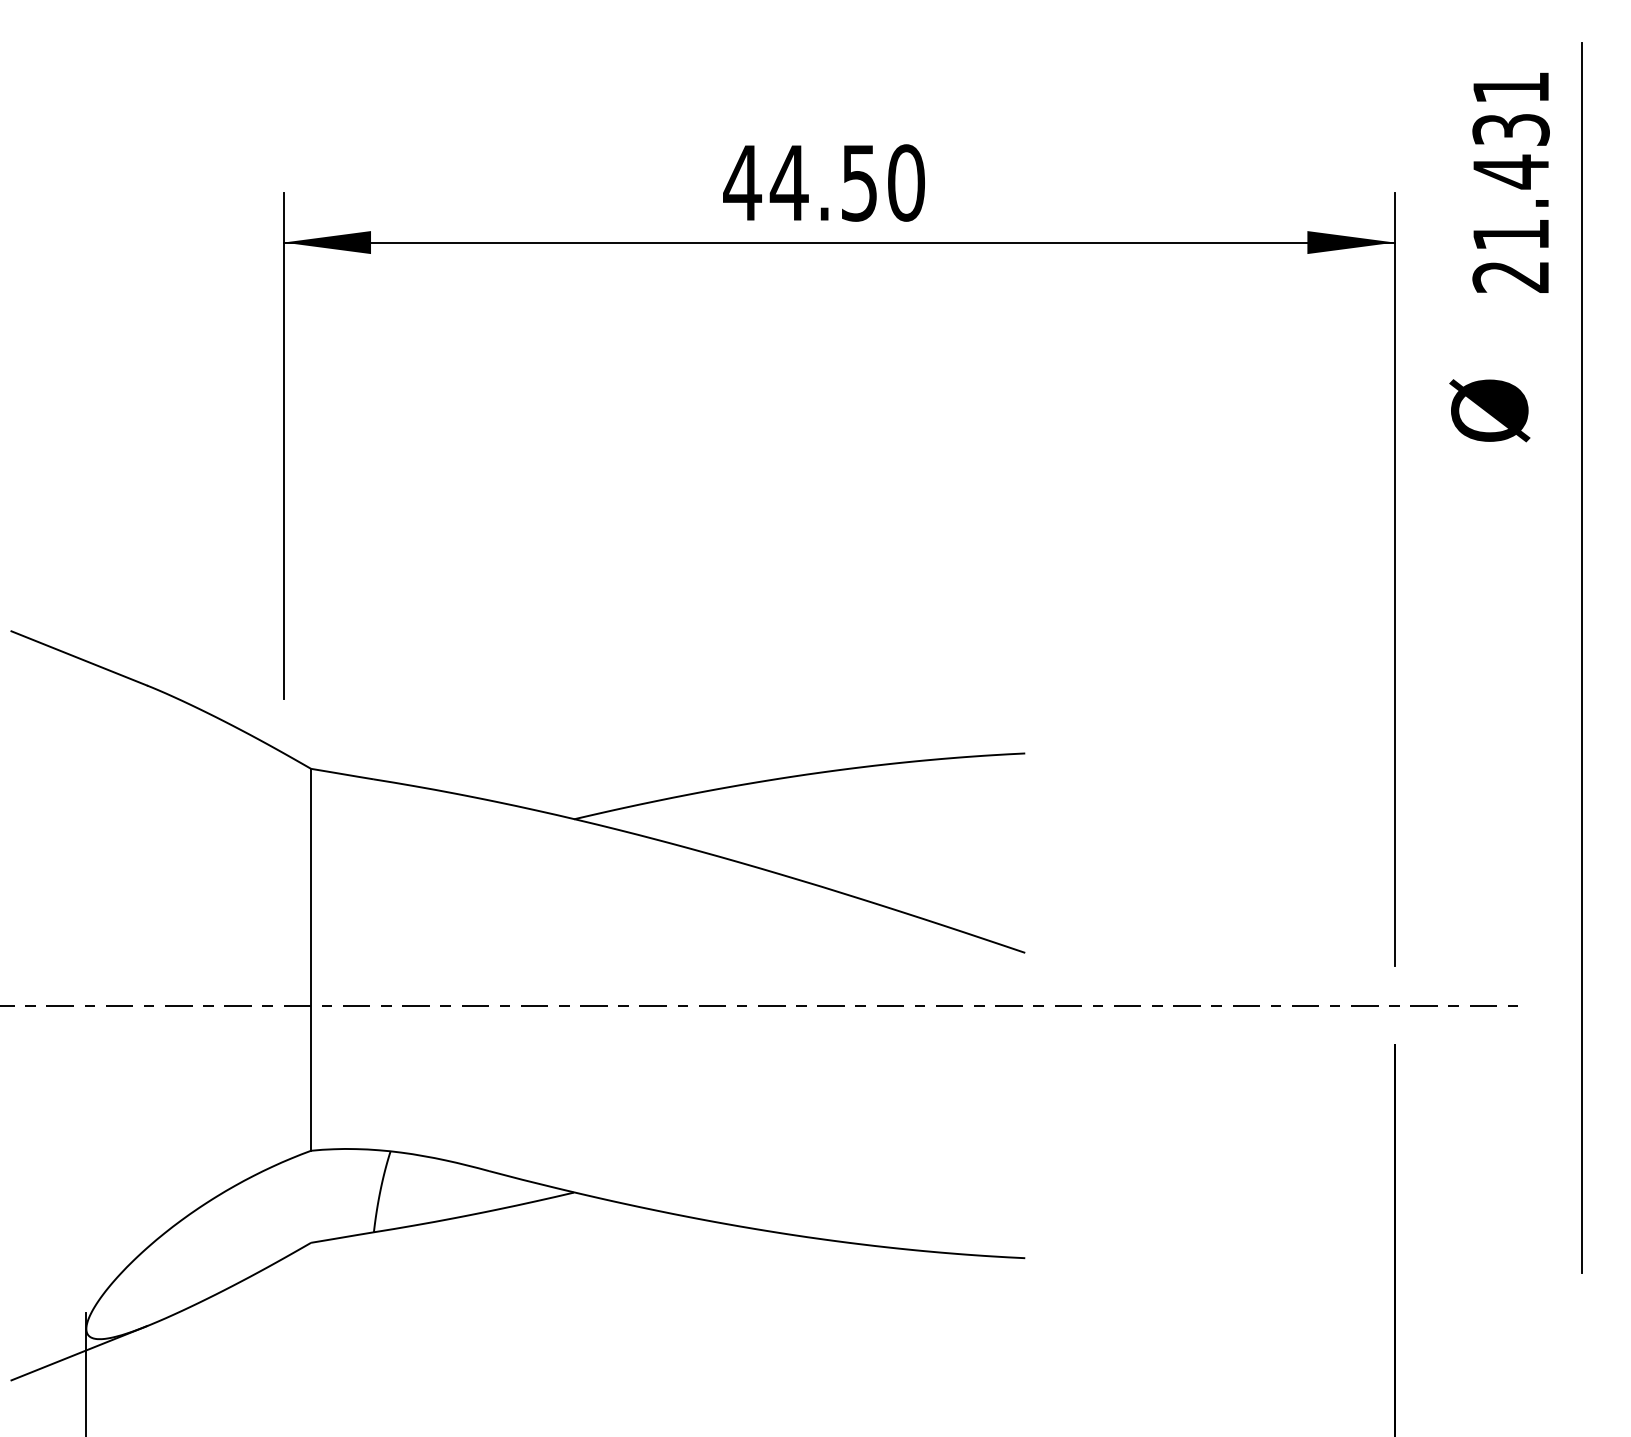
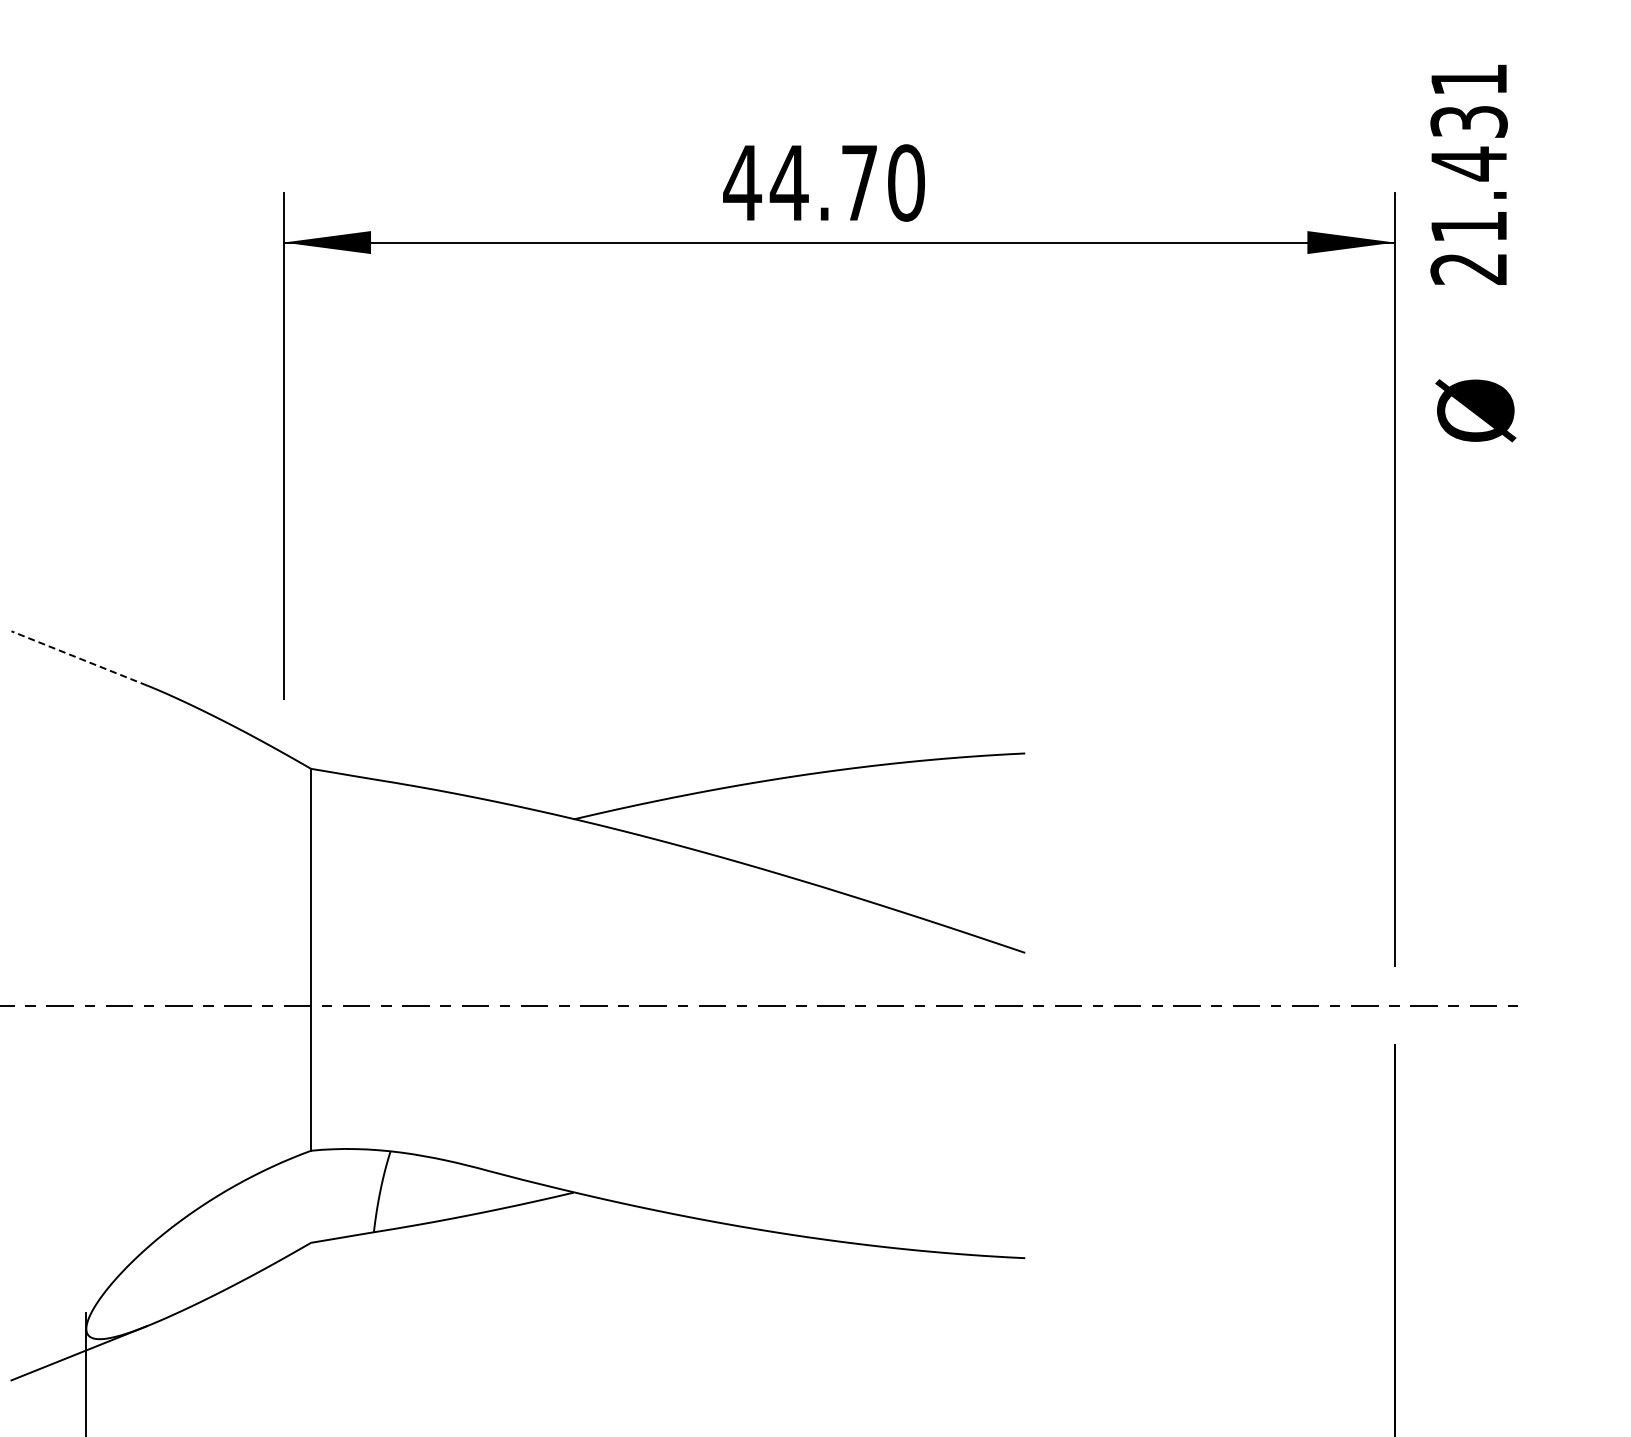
text position: (1510, 182) -> (1468, 174) (1468, 174)
text: 44.50 -> 44.70 (859, 183)
text position: (1489, 410) -> (1475, 410) (1475, 410)
line: solid -> dashed (78, 658)
line: present -> none (1582, 658)
